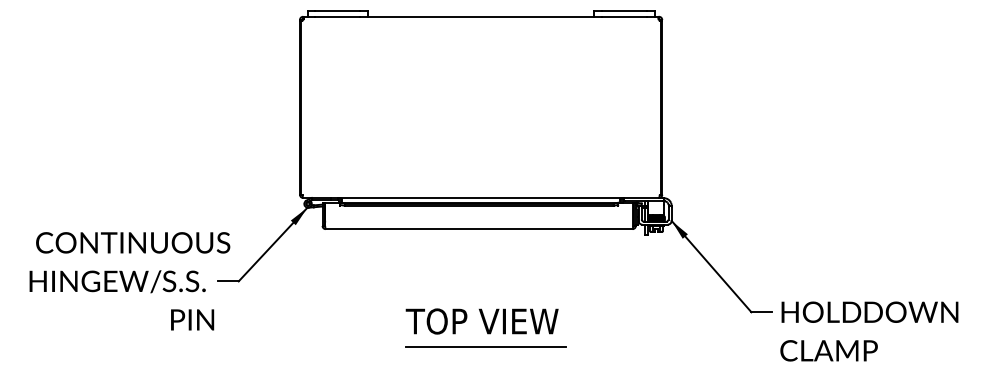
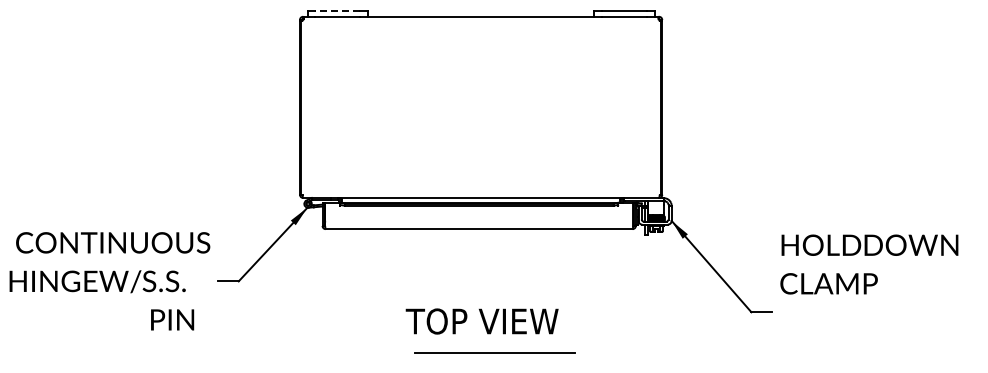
line: solid -> dashed (337, 11)
text position: (129, 281) -> (109, 281) (109, 281)
text position: (869, 331) -> (869, 264) (869, 264)
line position: (485, 346) -> (494, 352) (494, 352)
